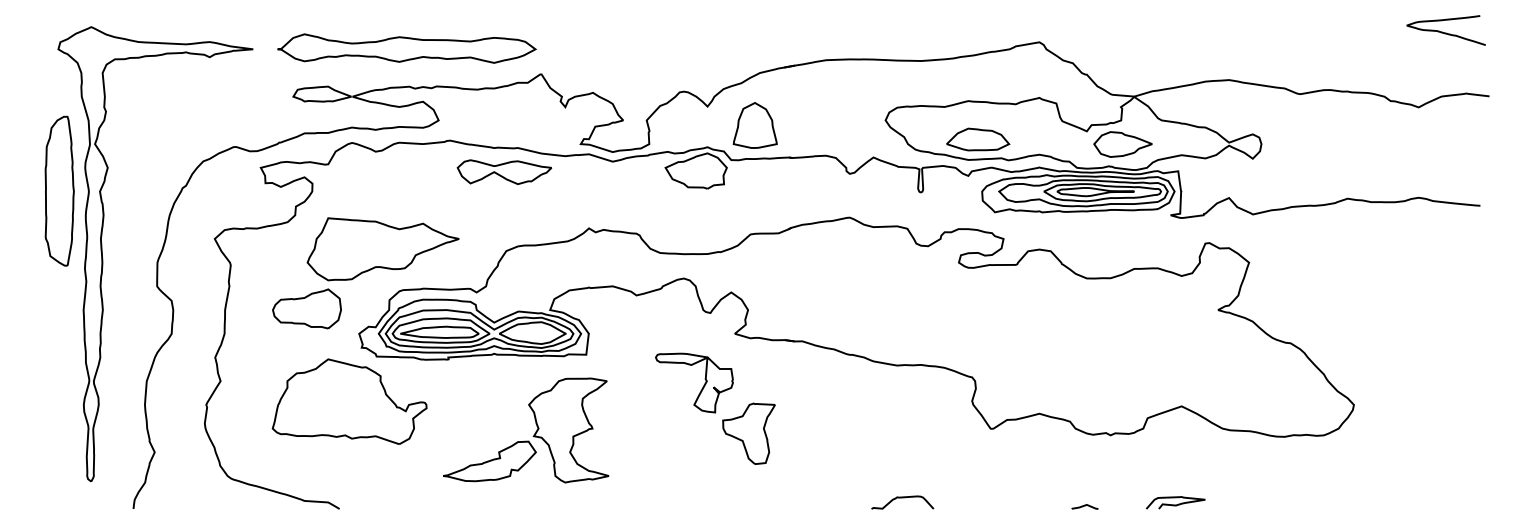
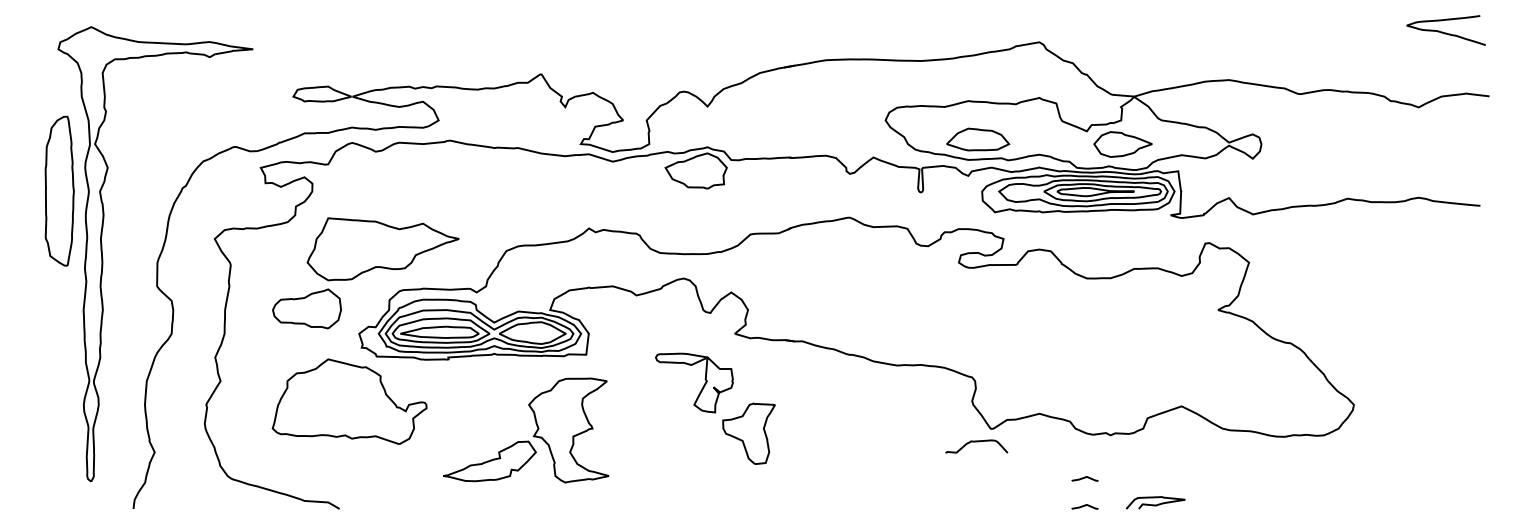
part: present -> none (406, 48)
part: present -> none (754, 125)
part: present -> none (504, 171)
curve: none -> present (1084, 478)
curve position: (902, 498) -> (976, 442) (976, 442)
curve position: (1175, 504) -> (1155, 504) (1155, 504)
